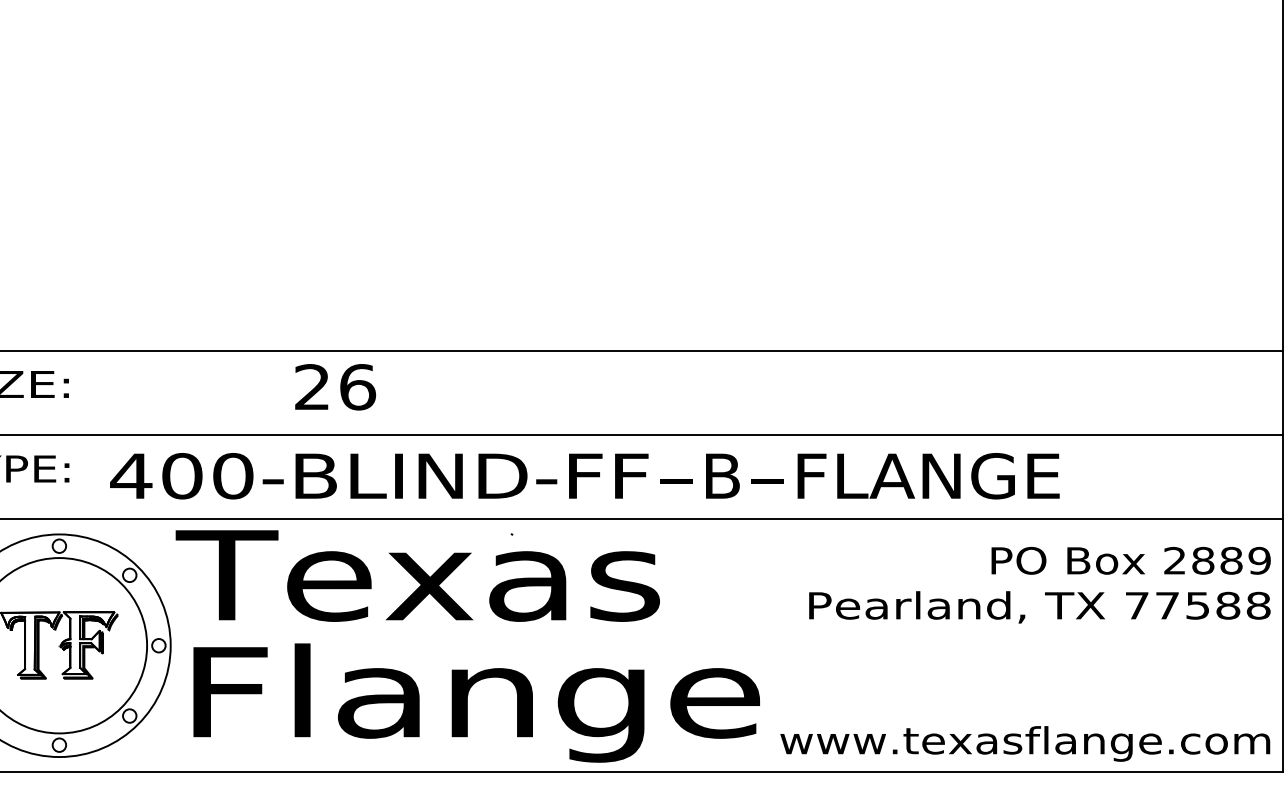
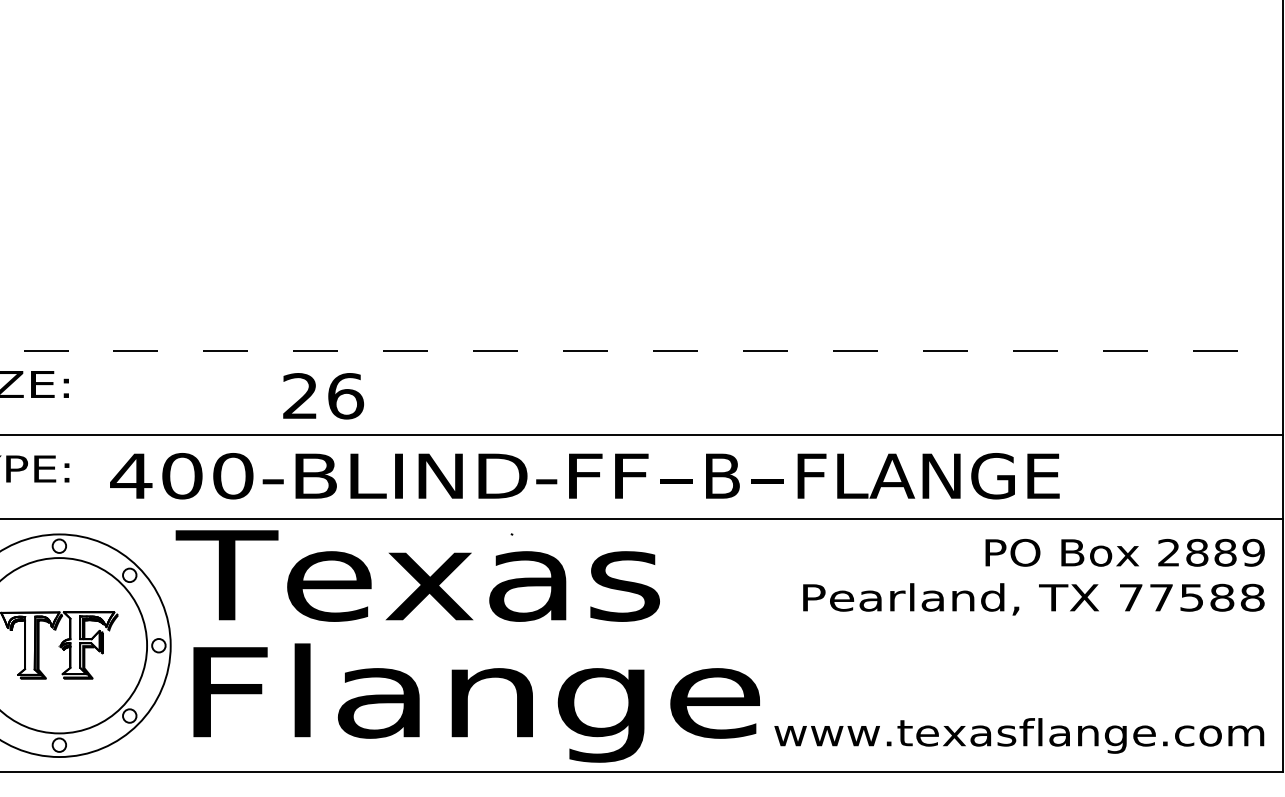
line: solid -> dashed (641, 350)
text position: (335, 387) -> (323, 396) (323, 396)
text position: (1025, 653) -> (1019, 645) (1019, 645)
